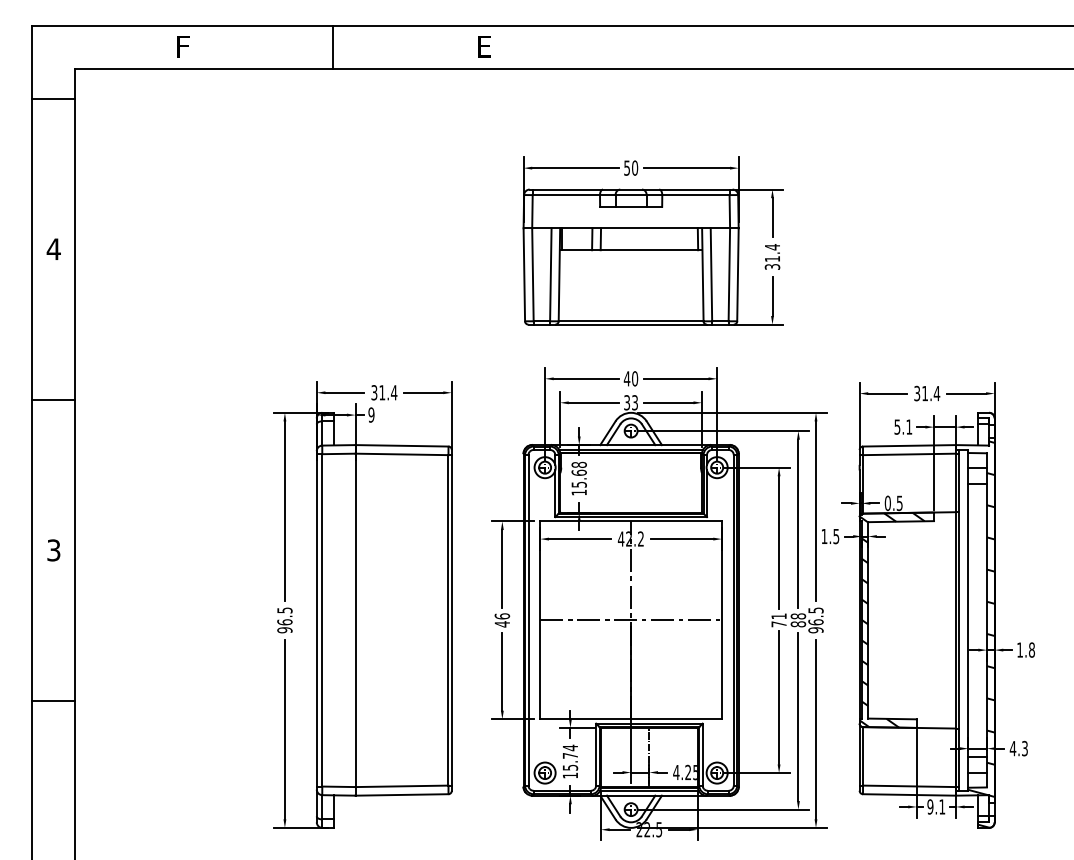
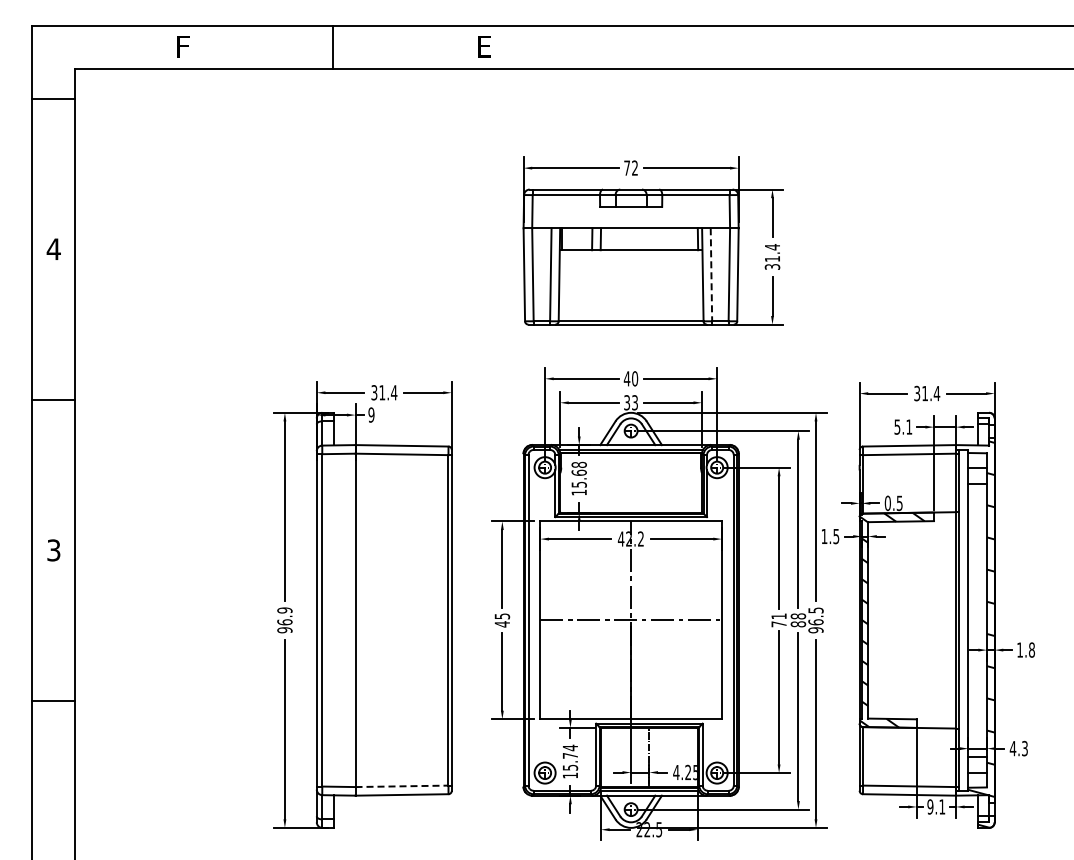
text: 50 -> 72 (631, 167)
line: solid -> dashed (711, 275)
text: 96.5 -> 96.9 (284, 610)
text: 46 -> 45 (502, 616)
line: solid -> dashed (402, 786)
